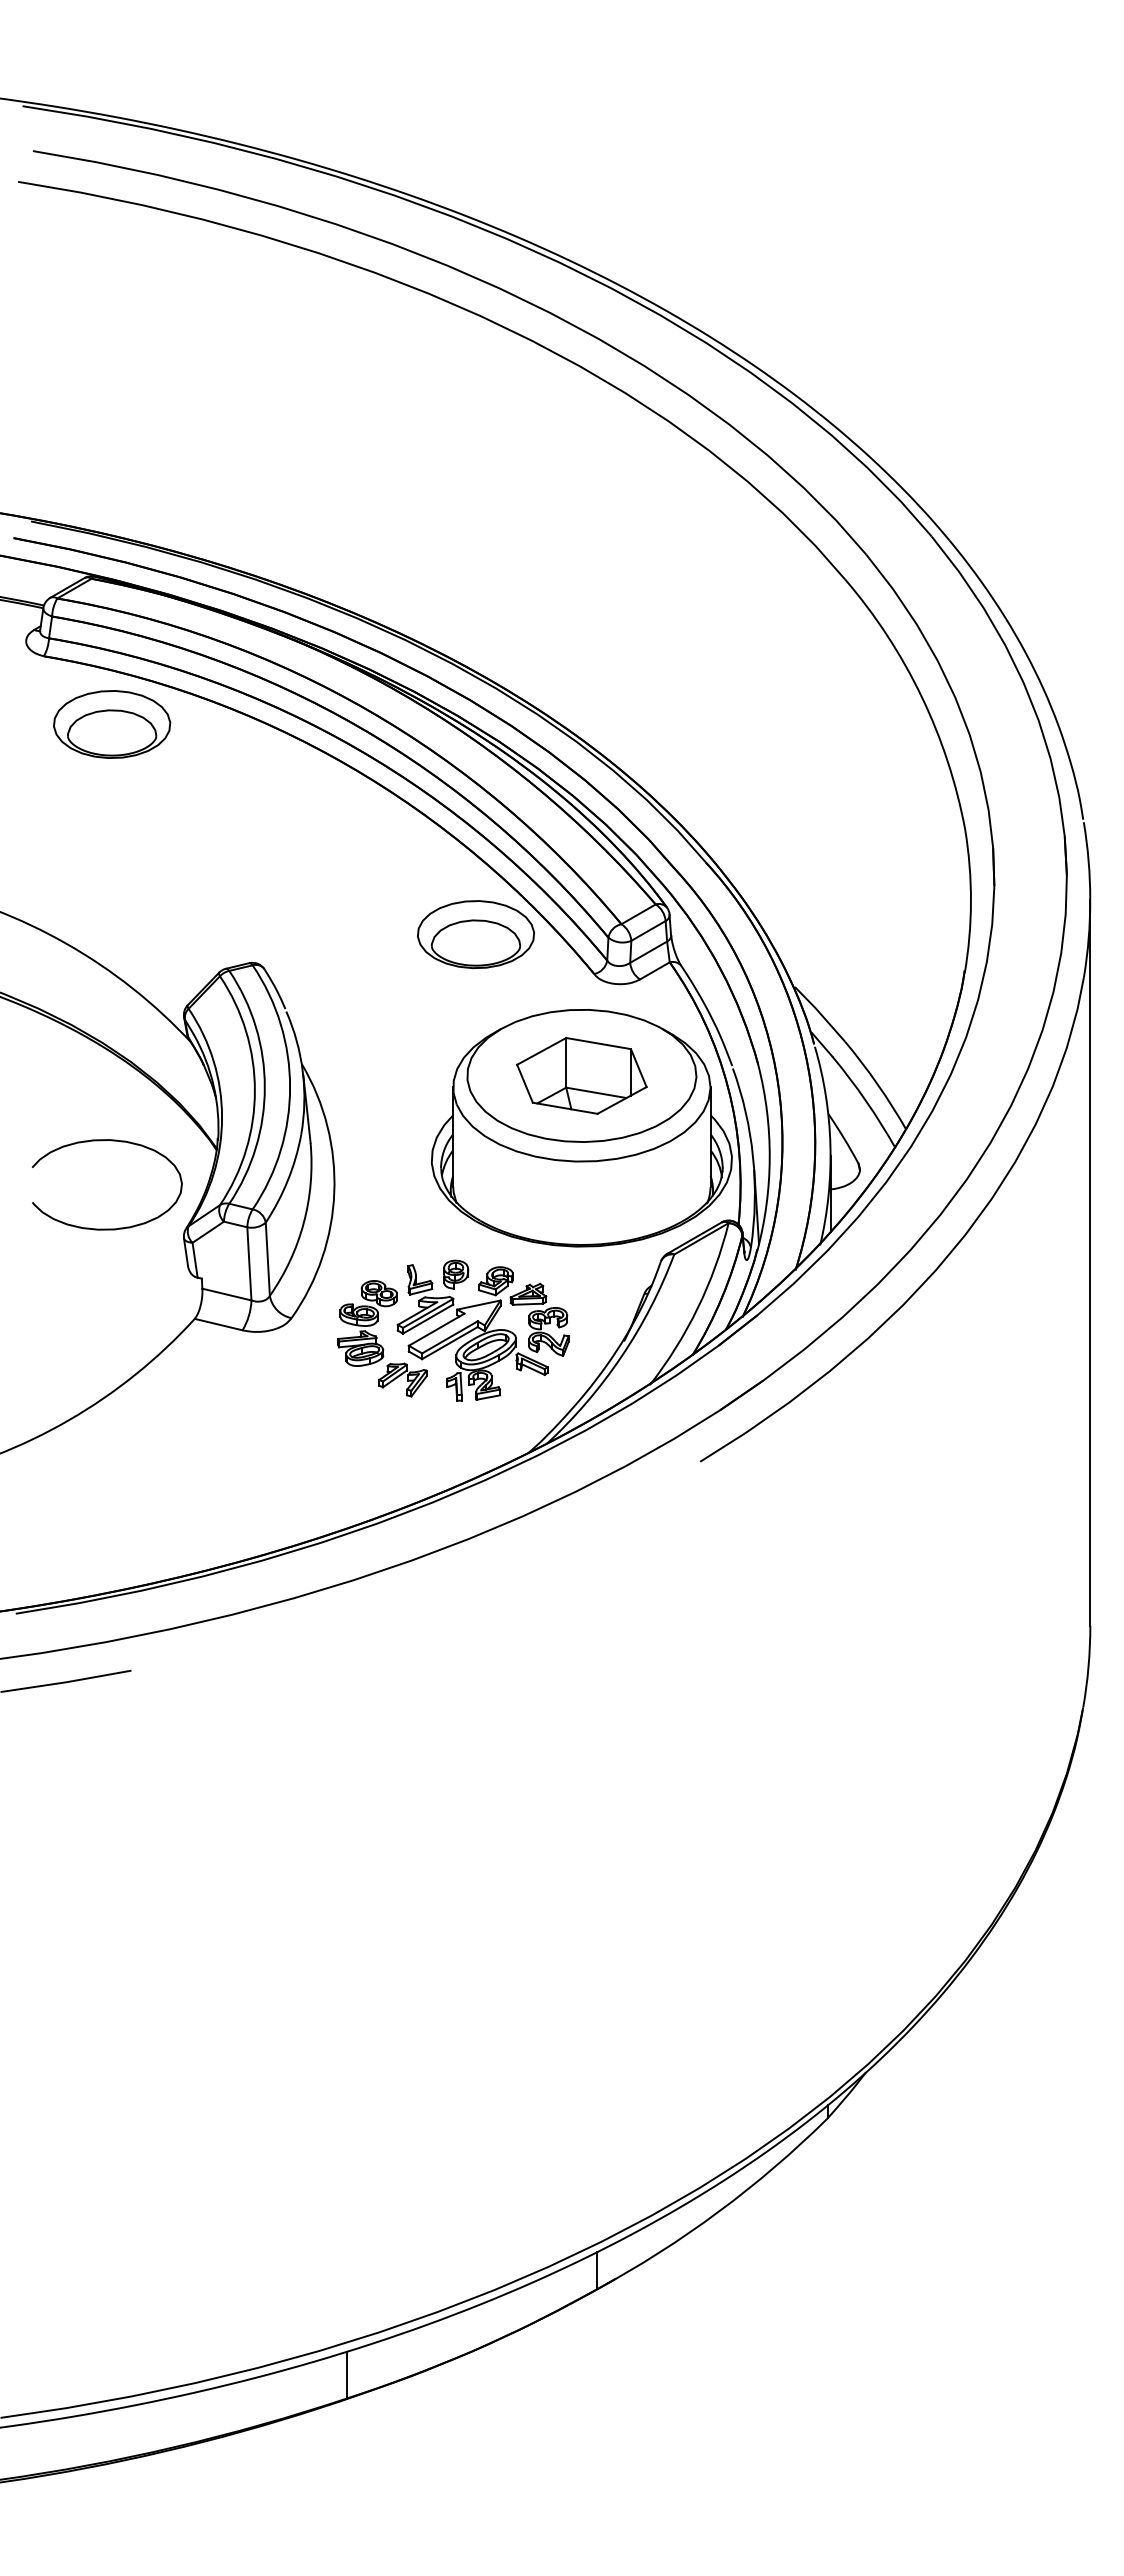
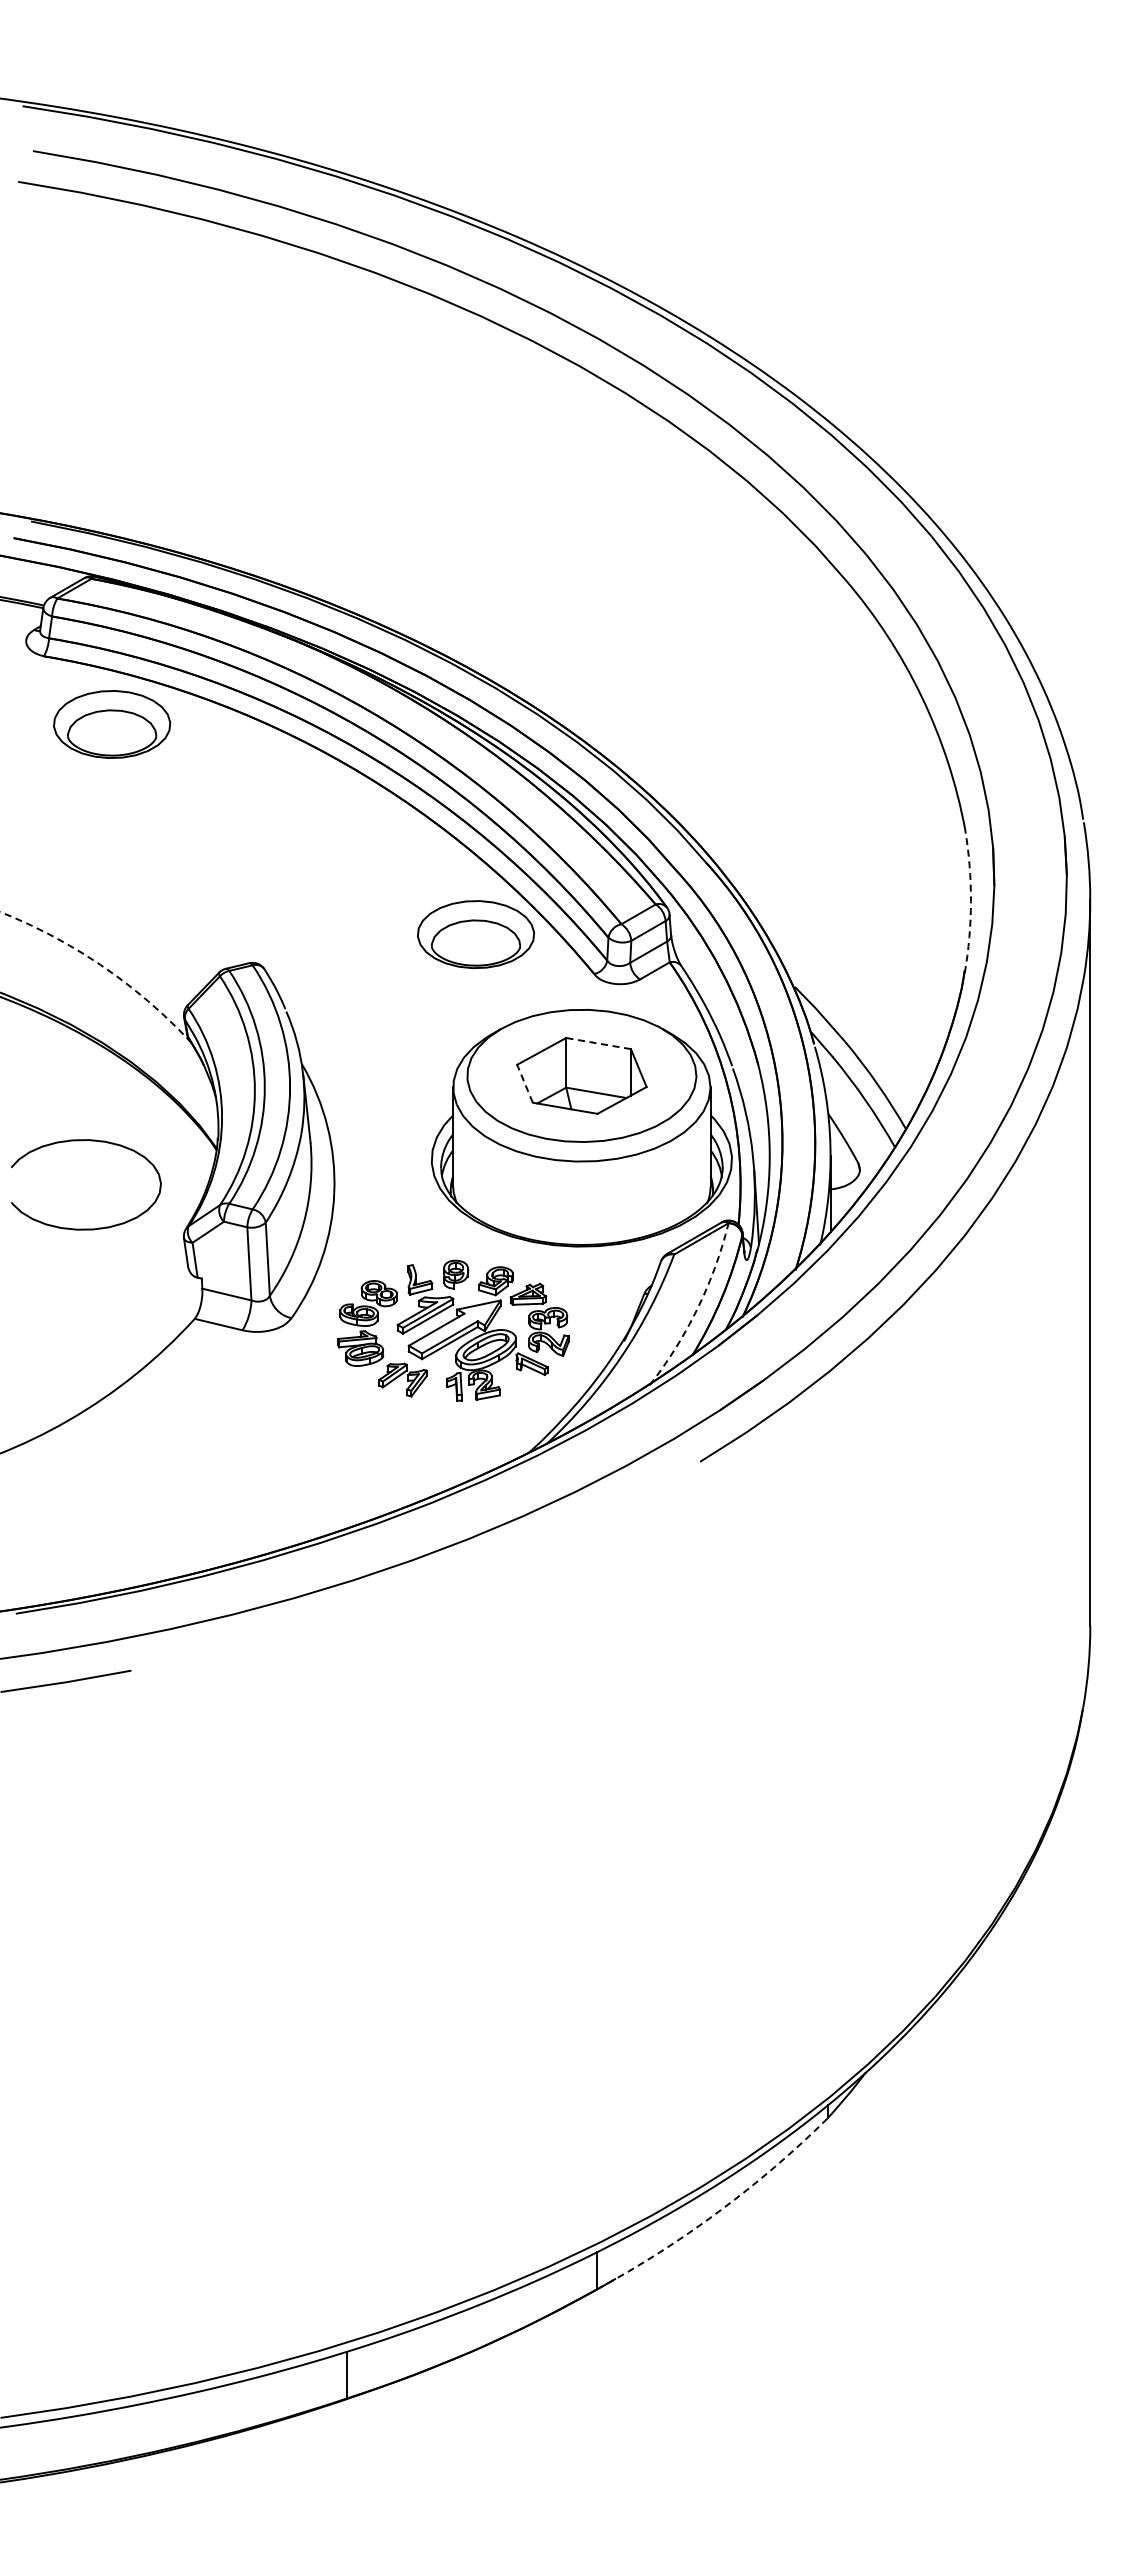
arc: solid -> dashed (970, 901)
arc: solid -> dashed (103, 967)
line: solid -> dashed (598, 1043)
line: solid -> dashed (525, 1083)
curve position: (104, 1141) -> (83, 1141) (83, 1141)
arc: solid -> dashed (697, 1308)
arc: solid -> dashed (718, 2211)
